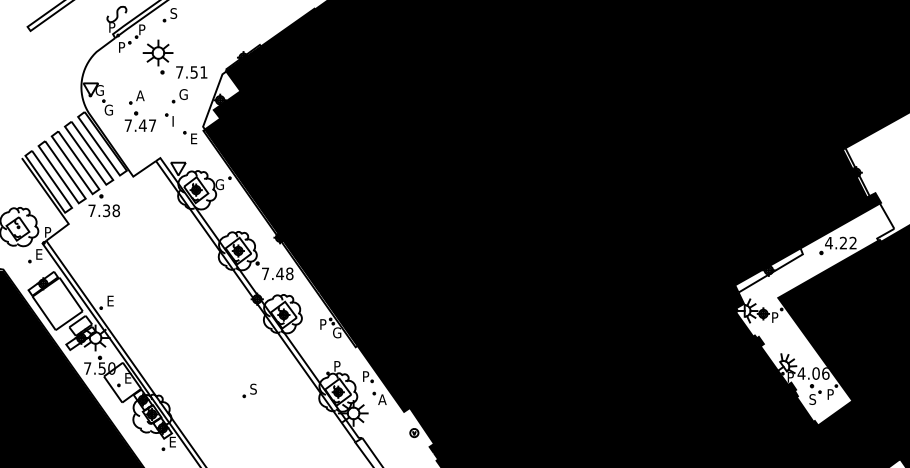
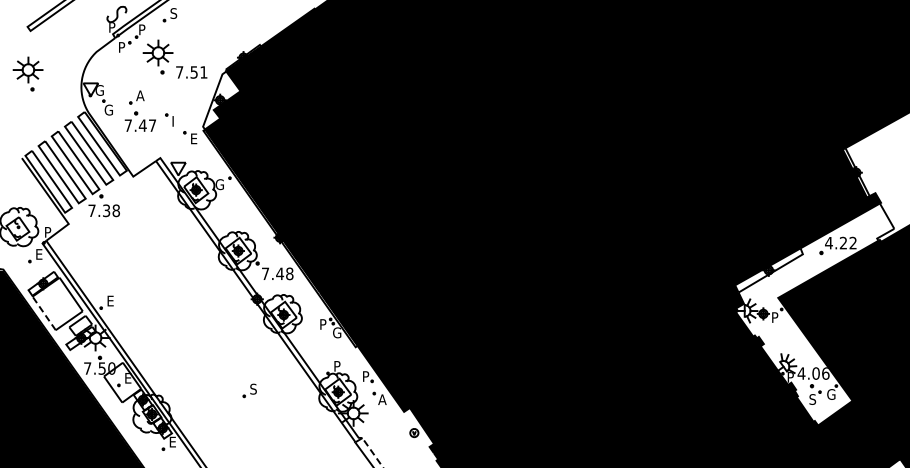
part: none -> present (27, 73)
part: present -> none (179, 96)
line: solid -> dashed (43, 313)
text: P -> G (831, 394)
line: solid -> dashed (372, 452)
